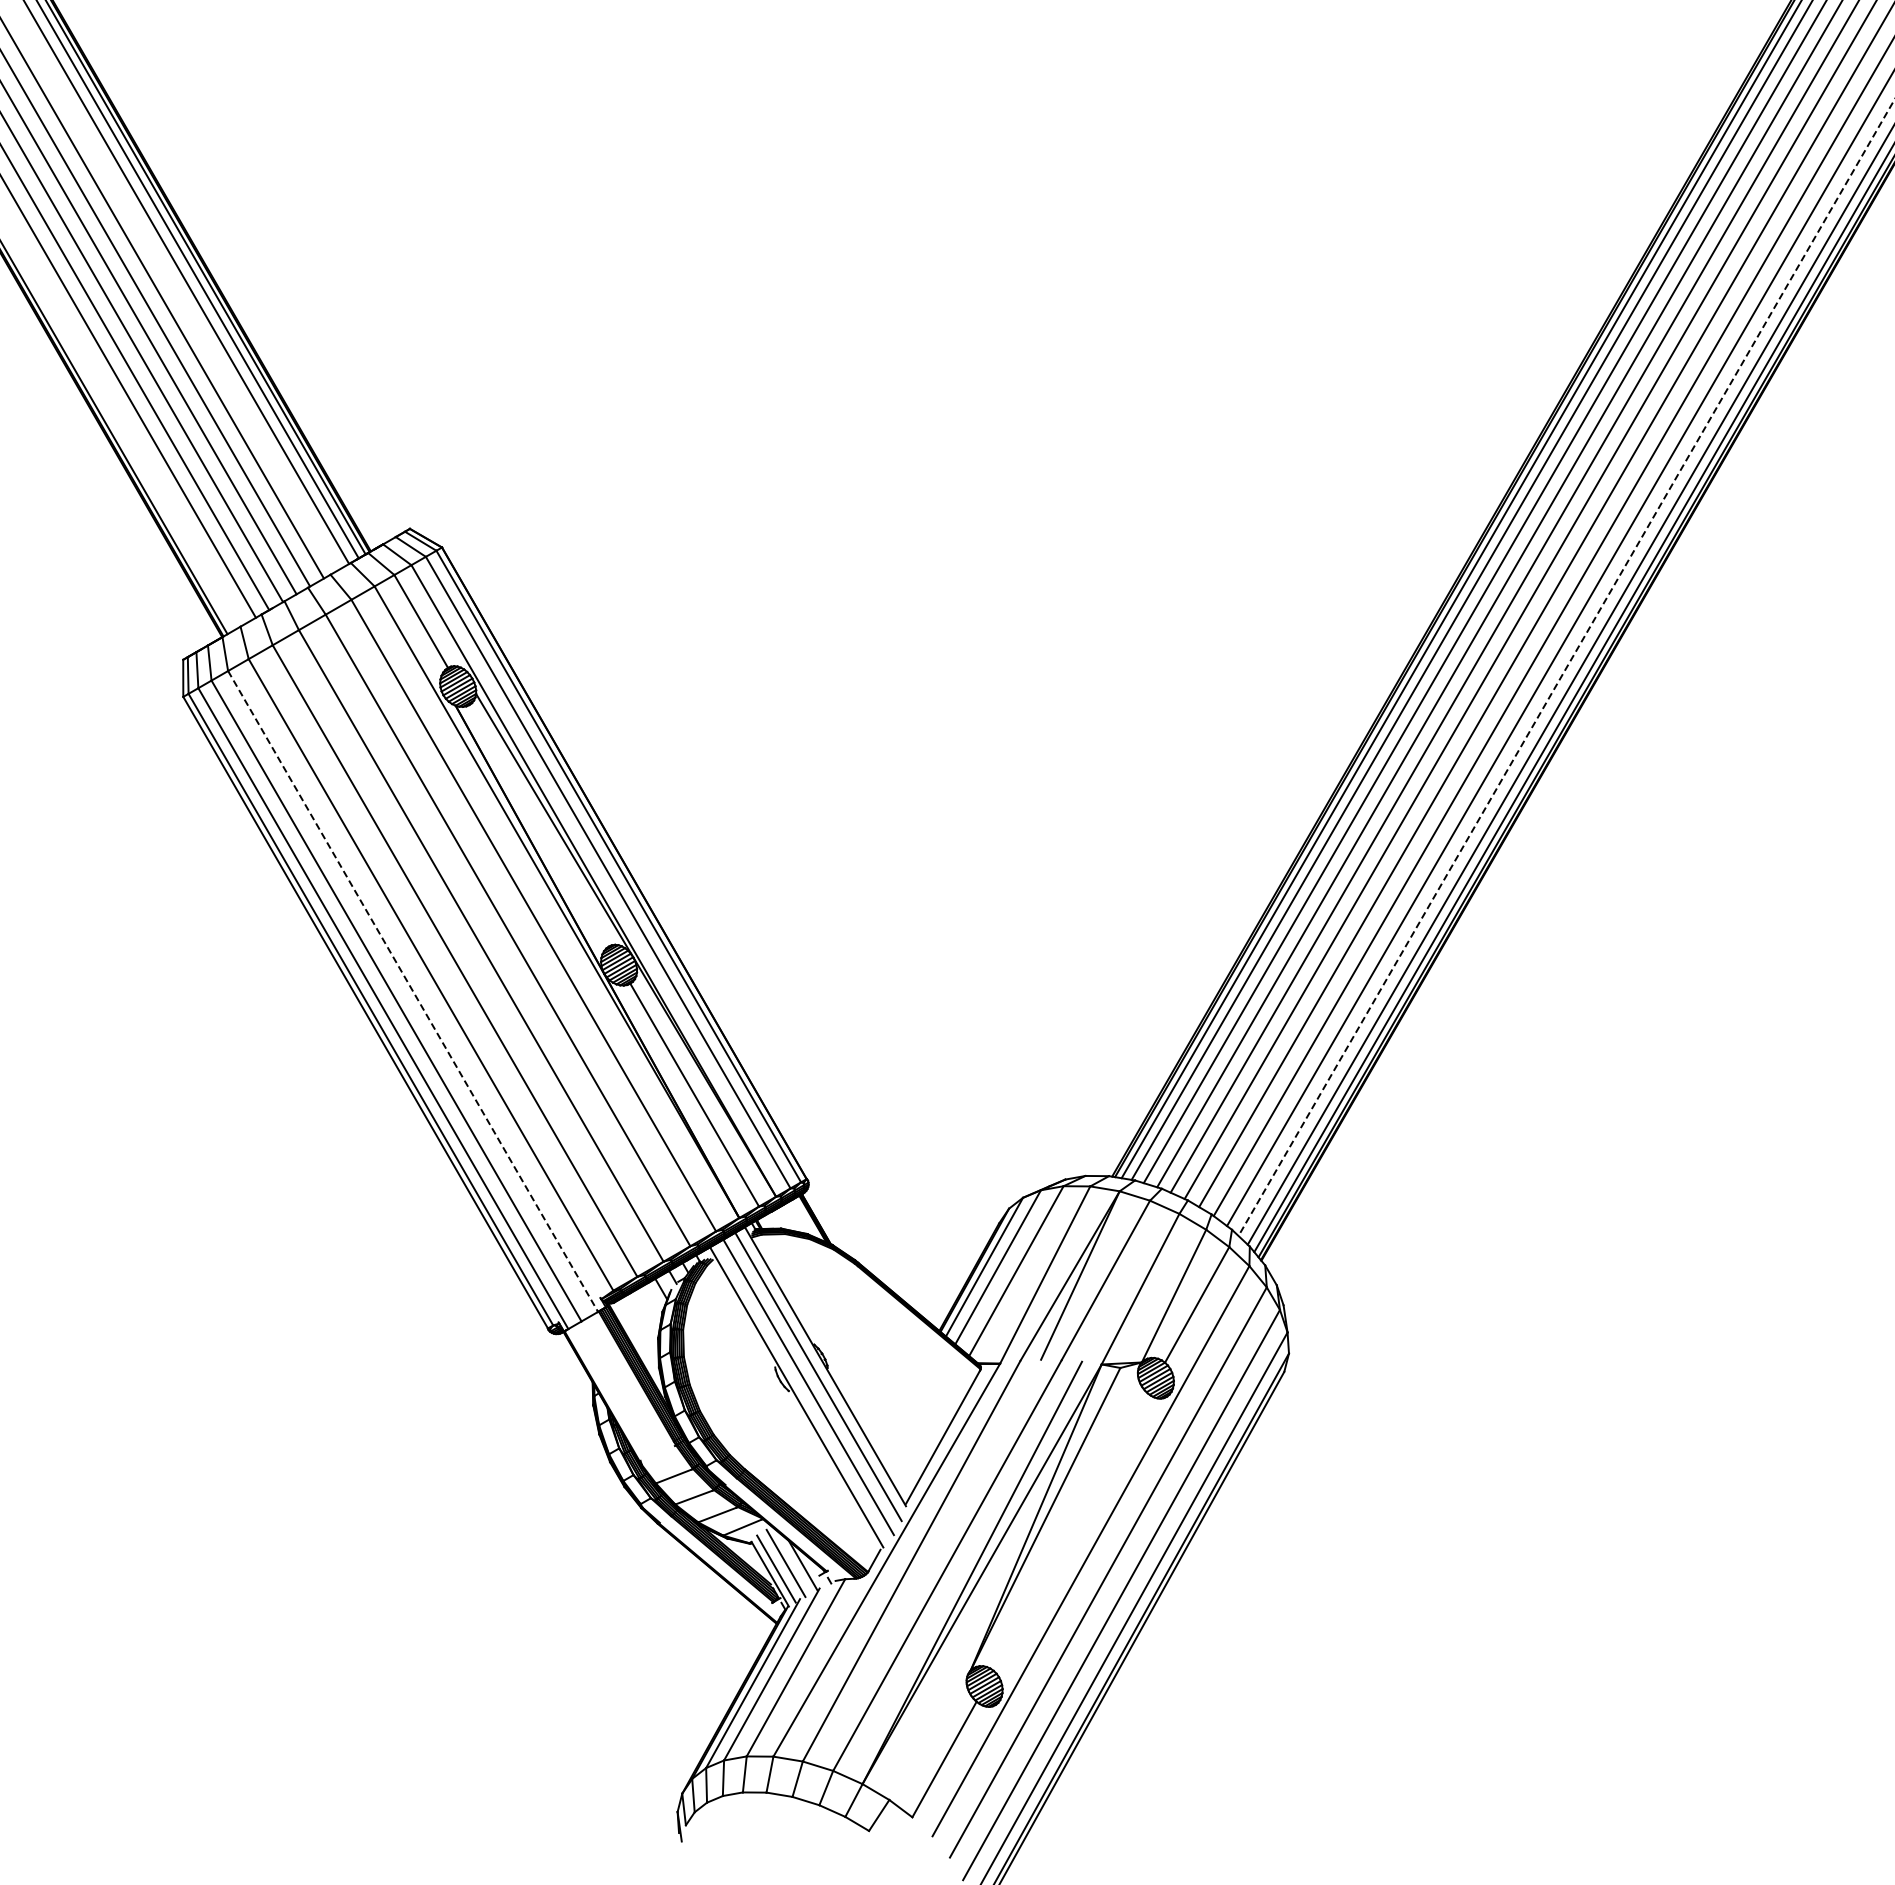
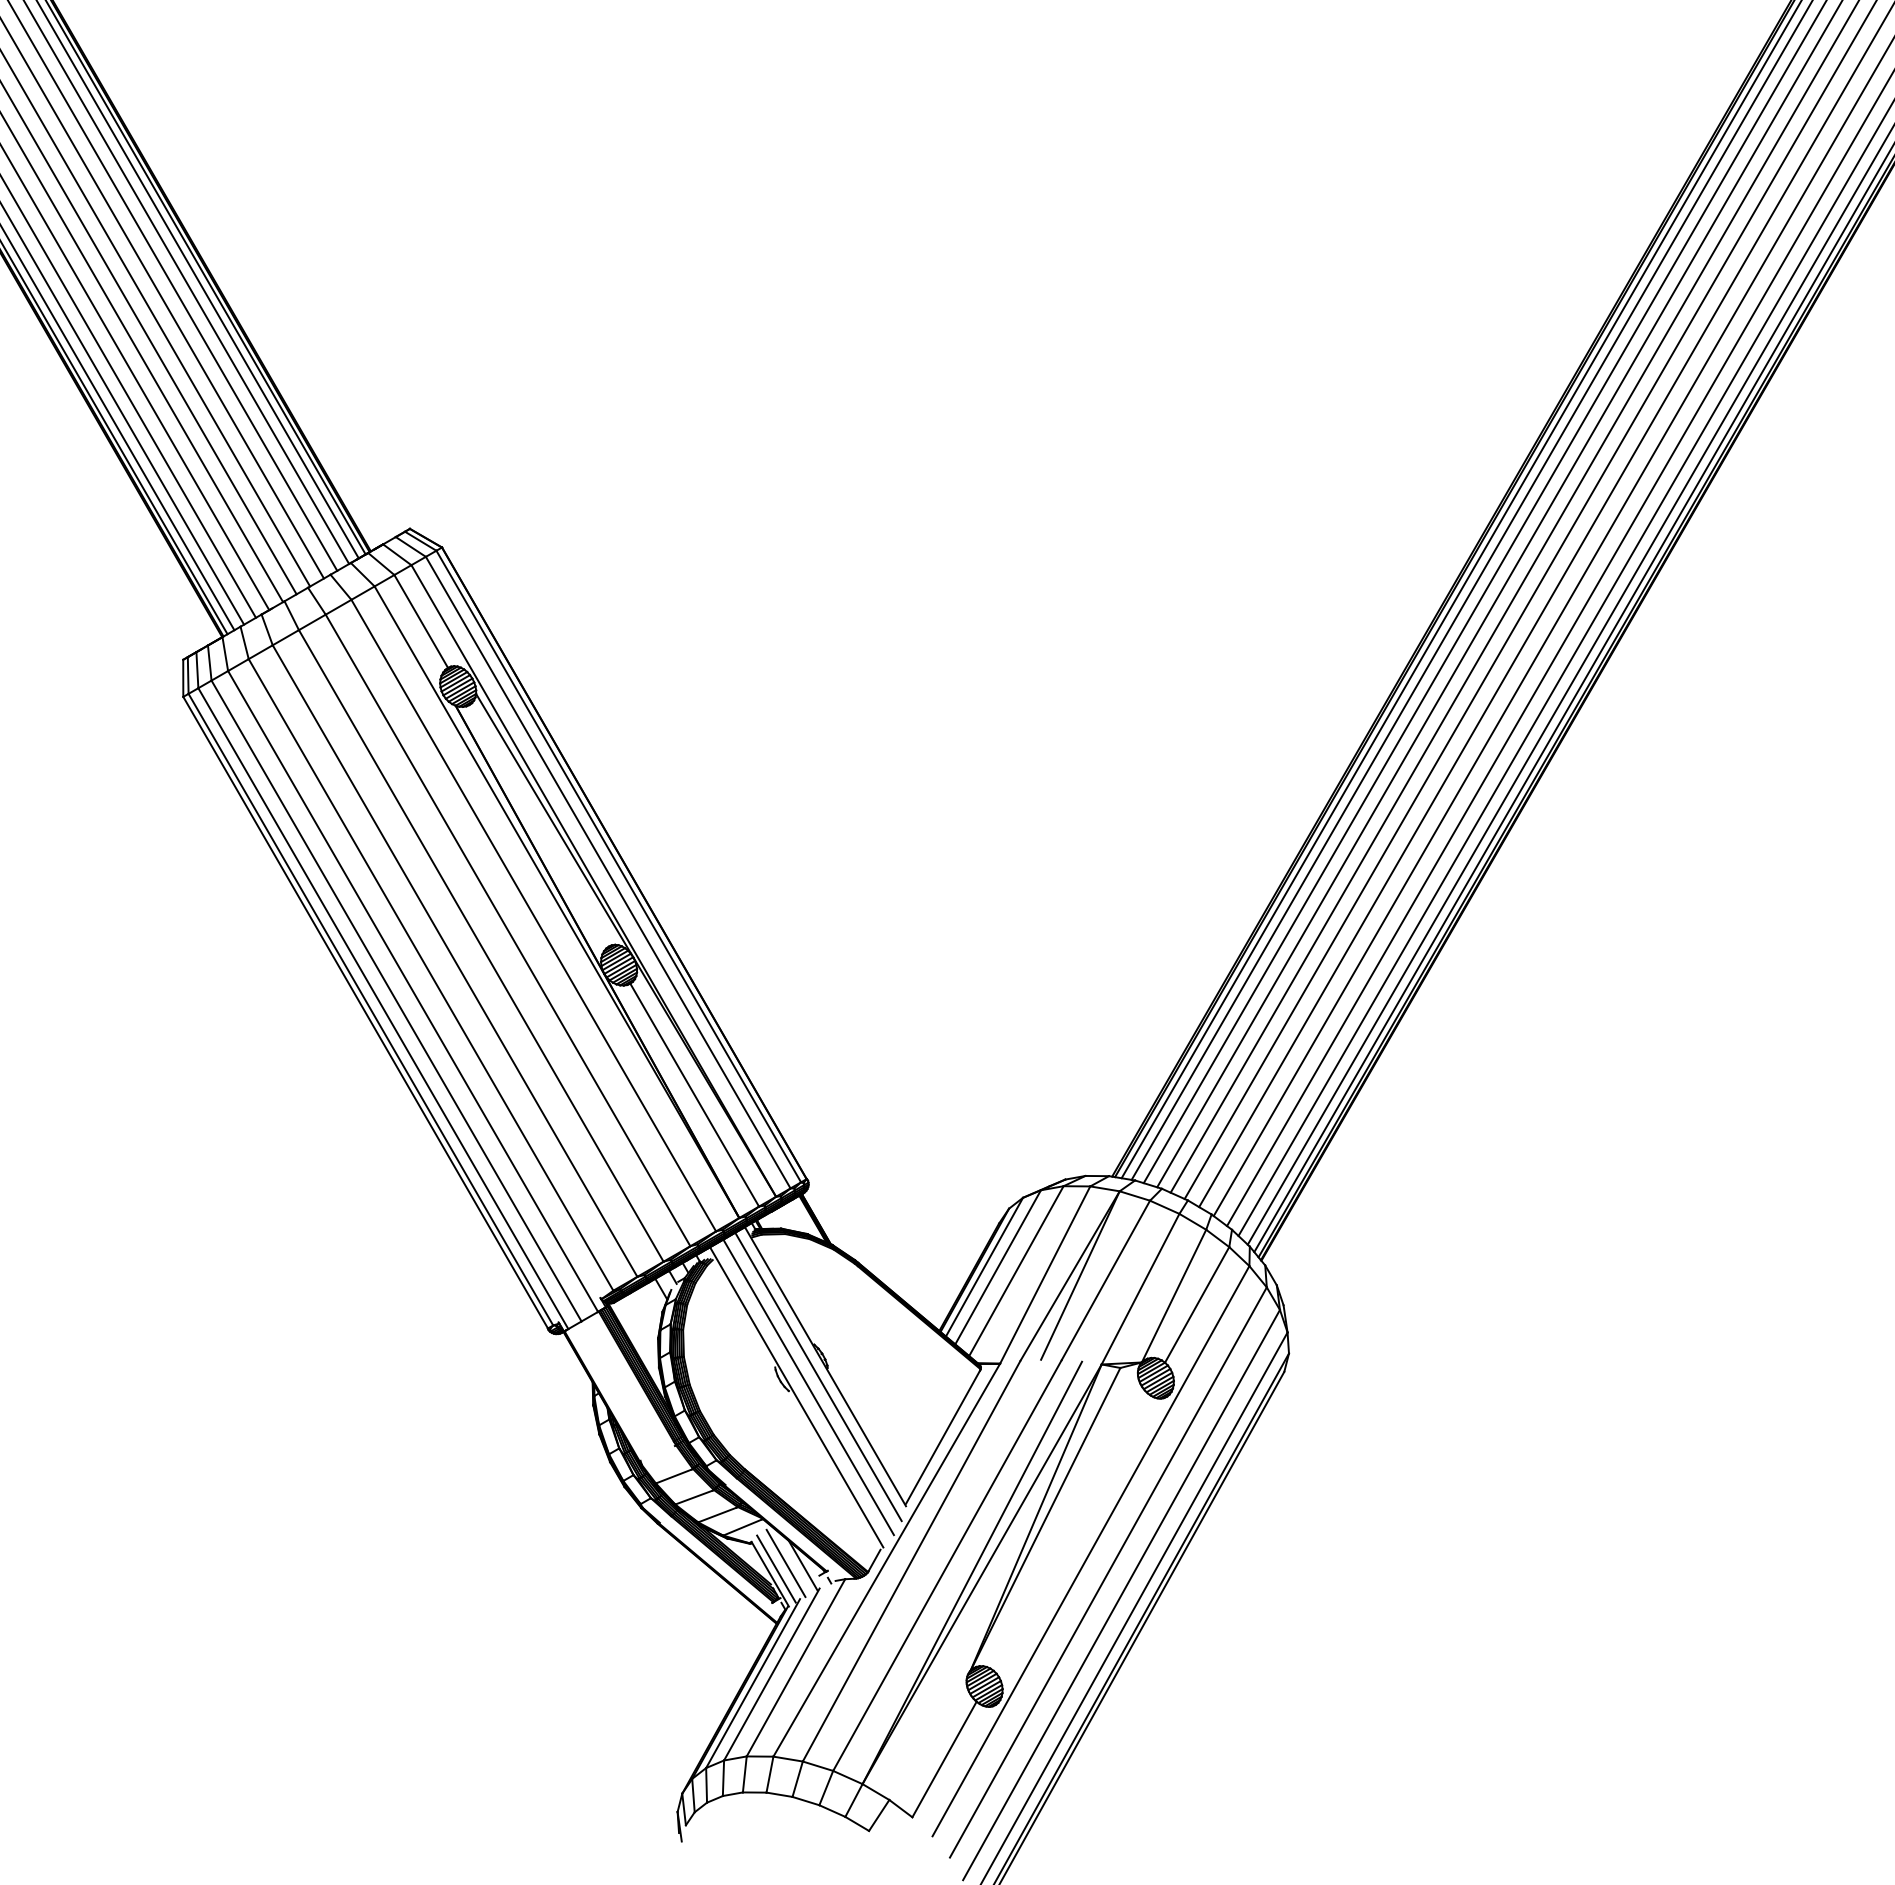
line: none -> present (172, 286)
line: none -> present (123, 415)
line: none -> present (118, 429)
line: dashed -> solid (1566, 667)
line: dashed -> solid (413, 991)
